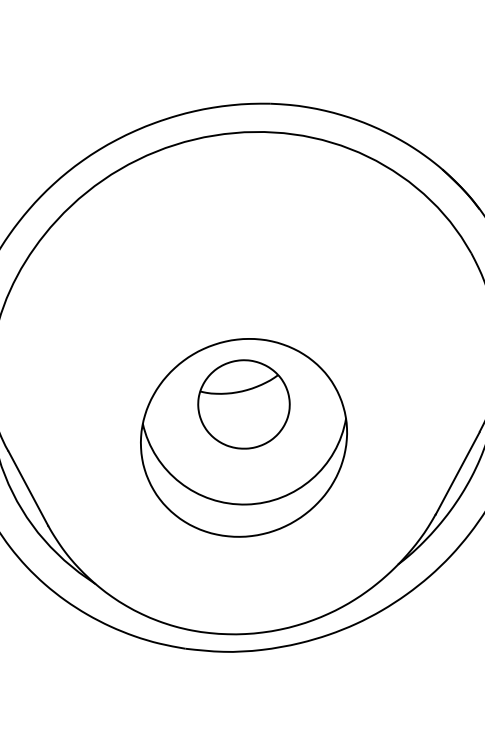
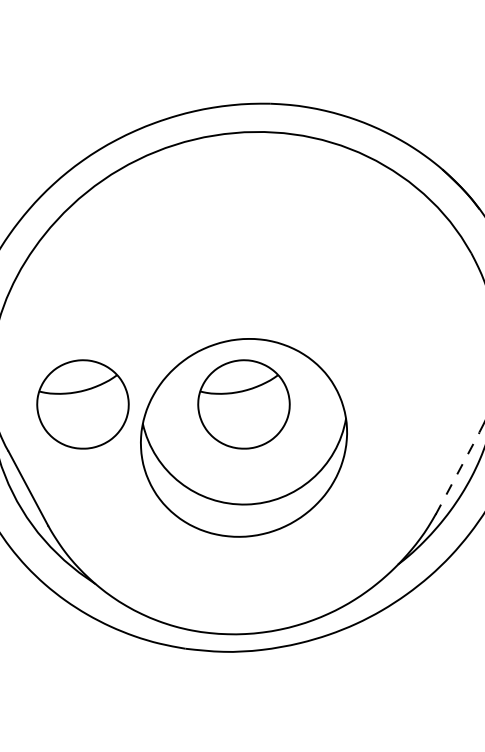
part: none -> present (82, 404)
line: solid -> dashed (457, 473)
